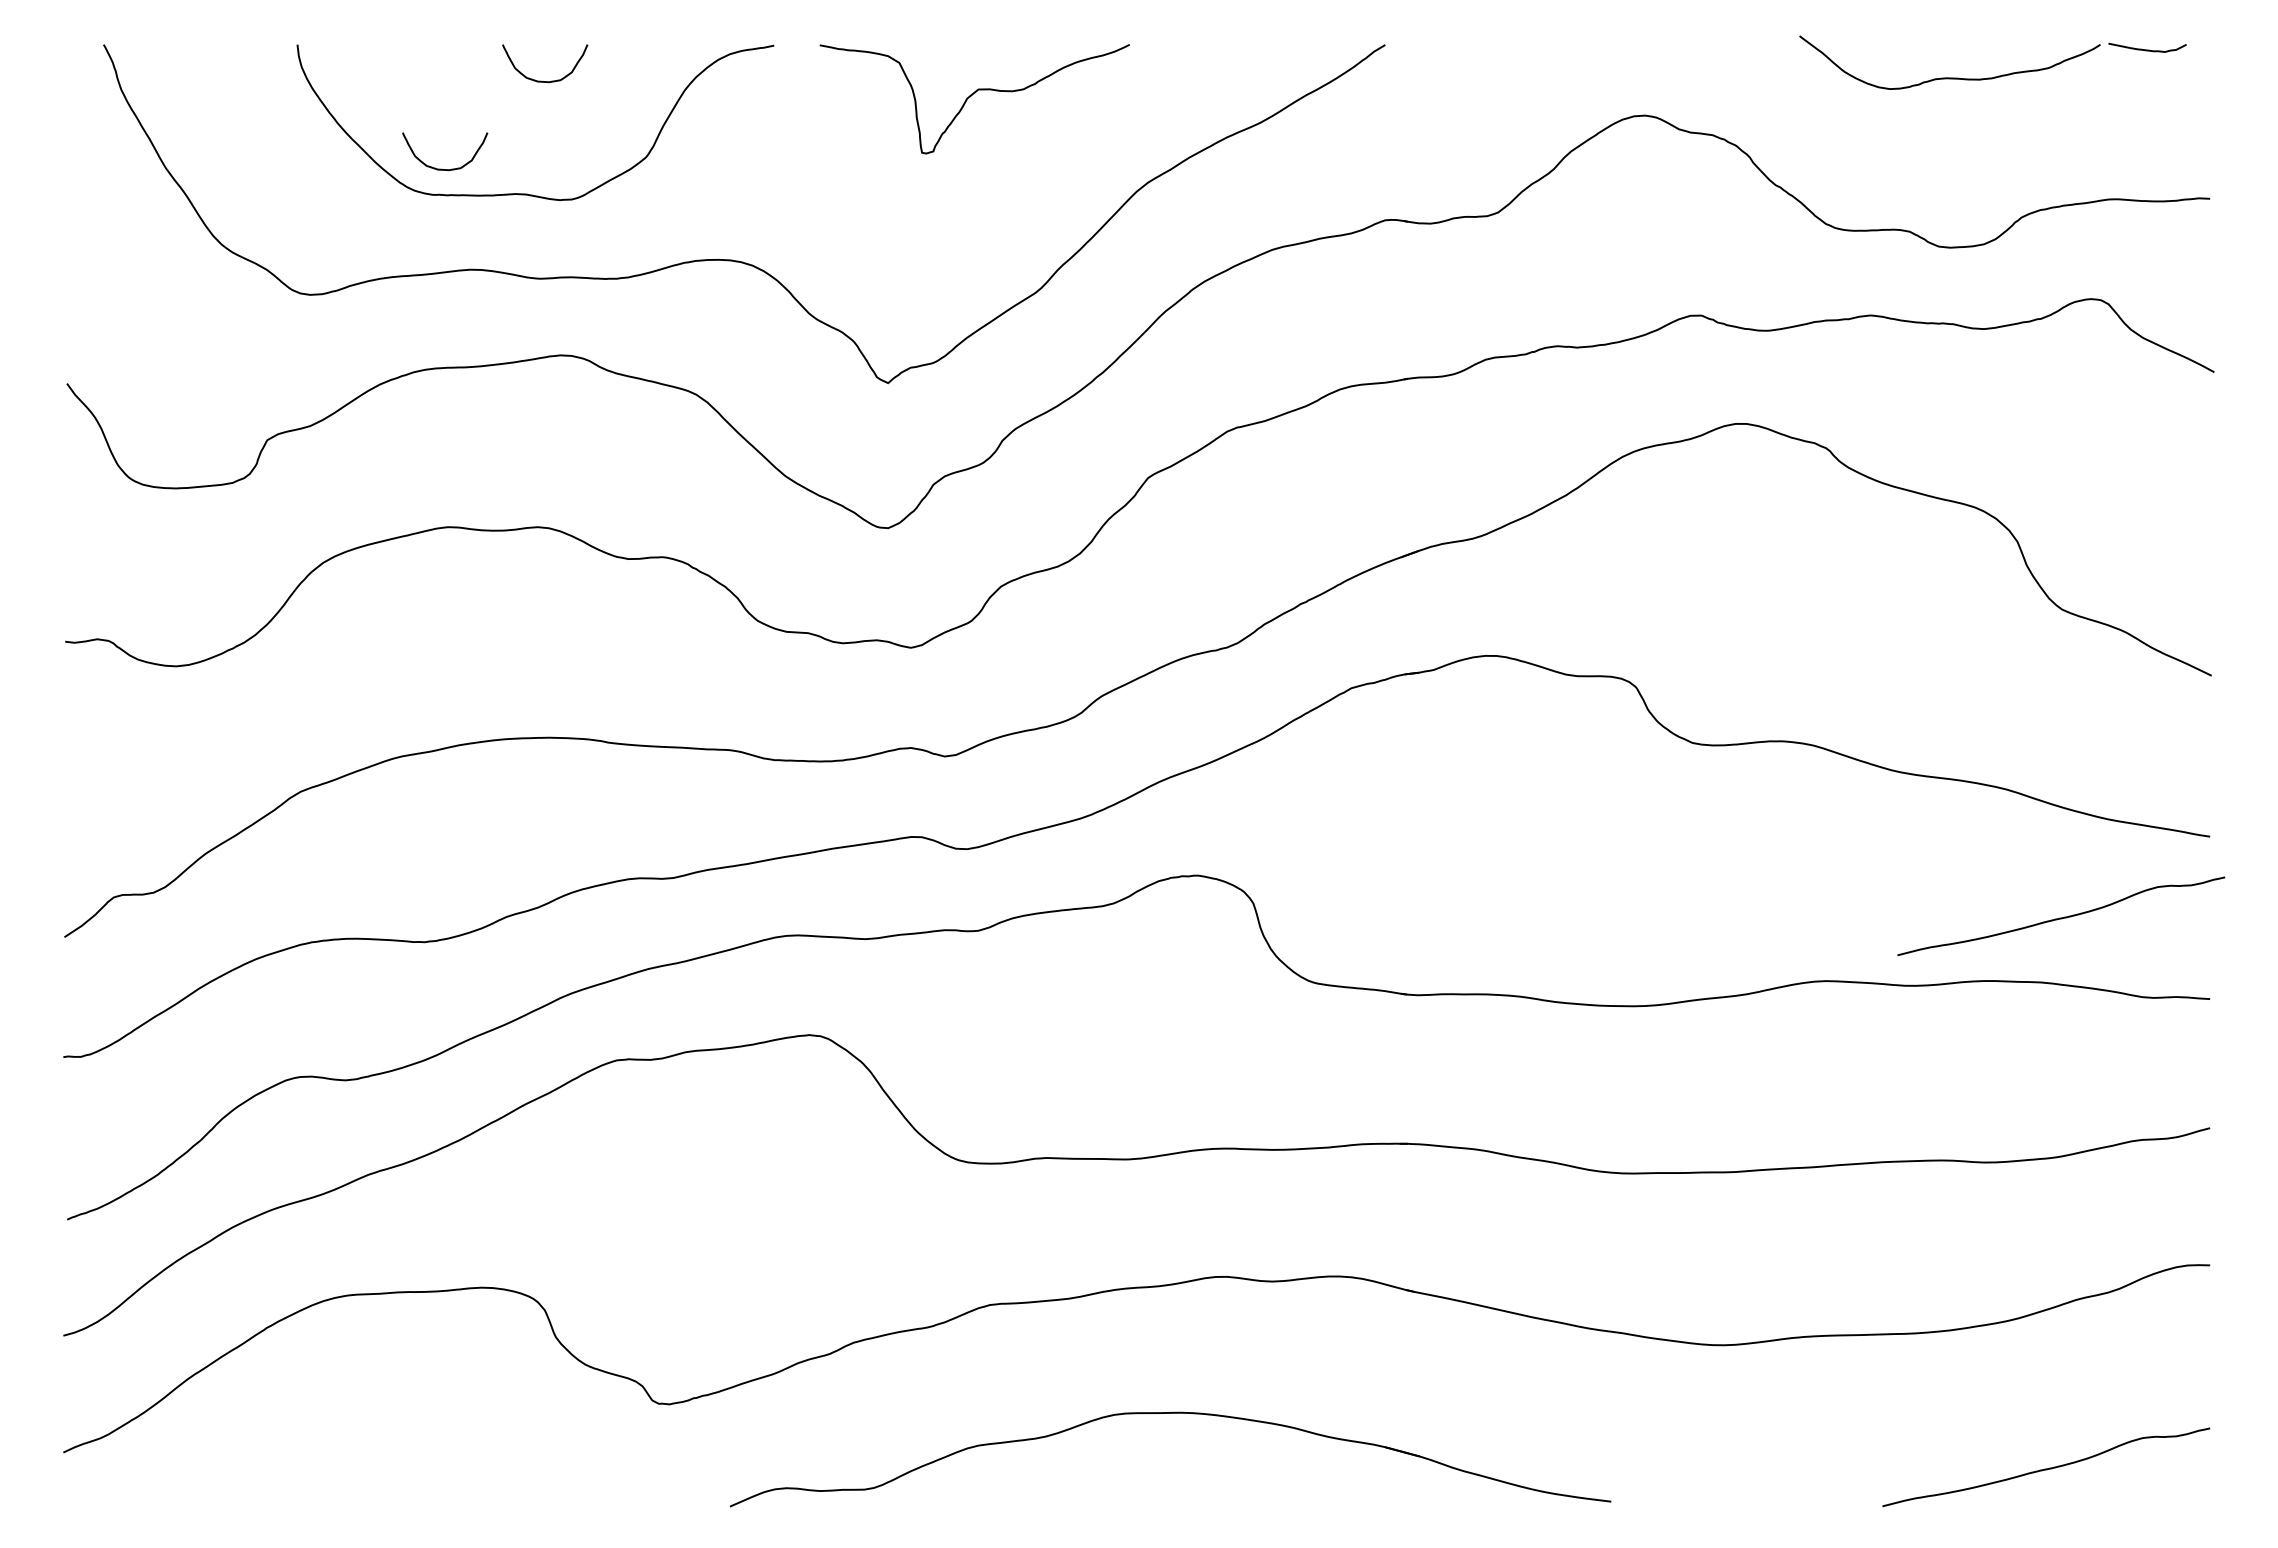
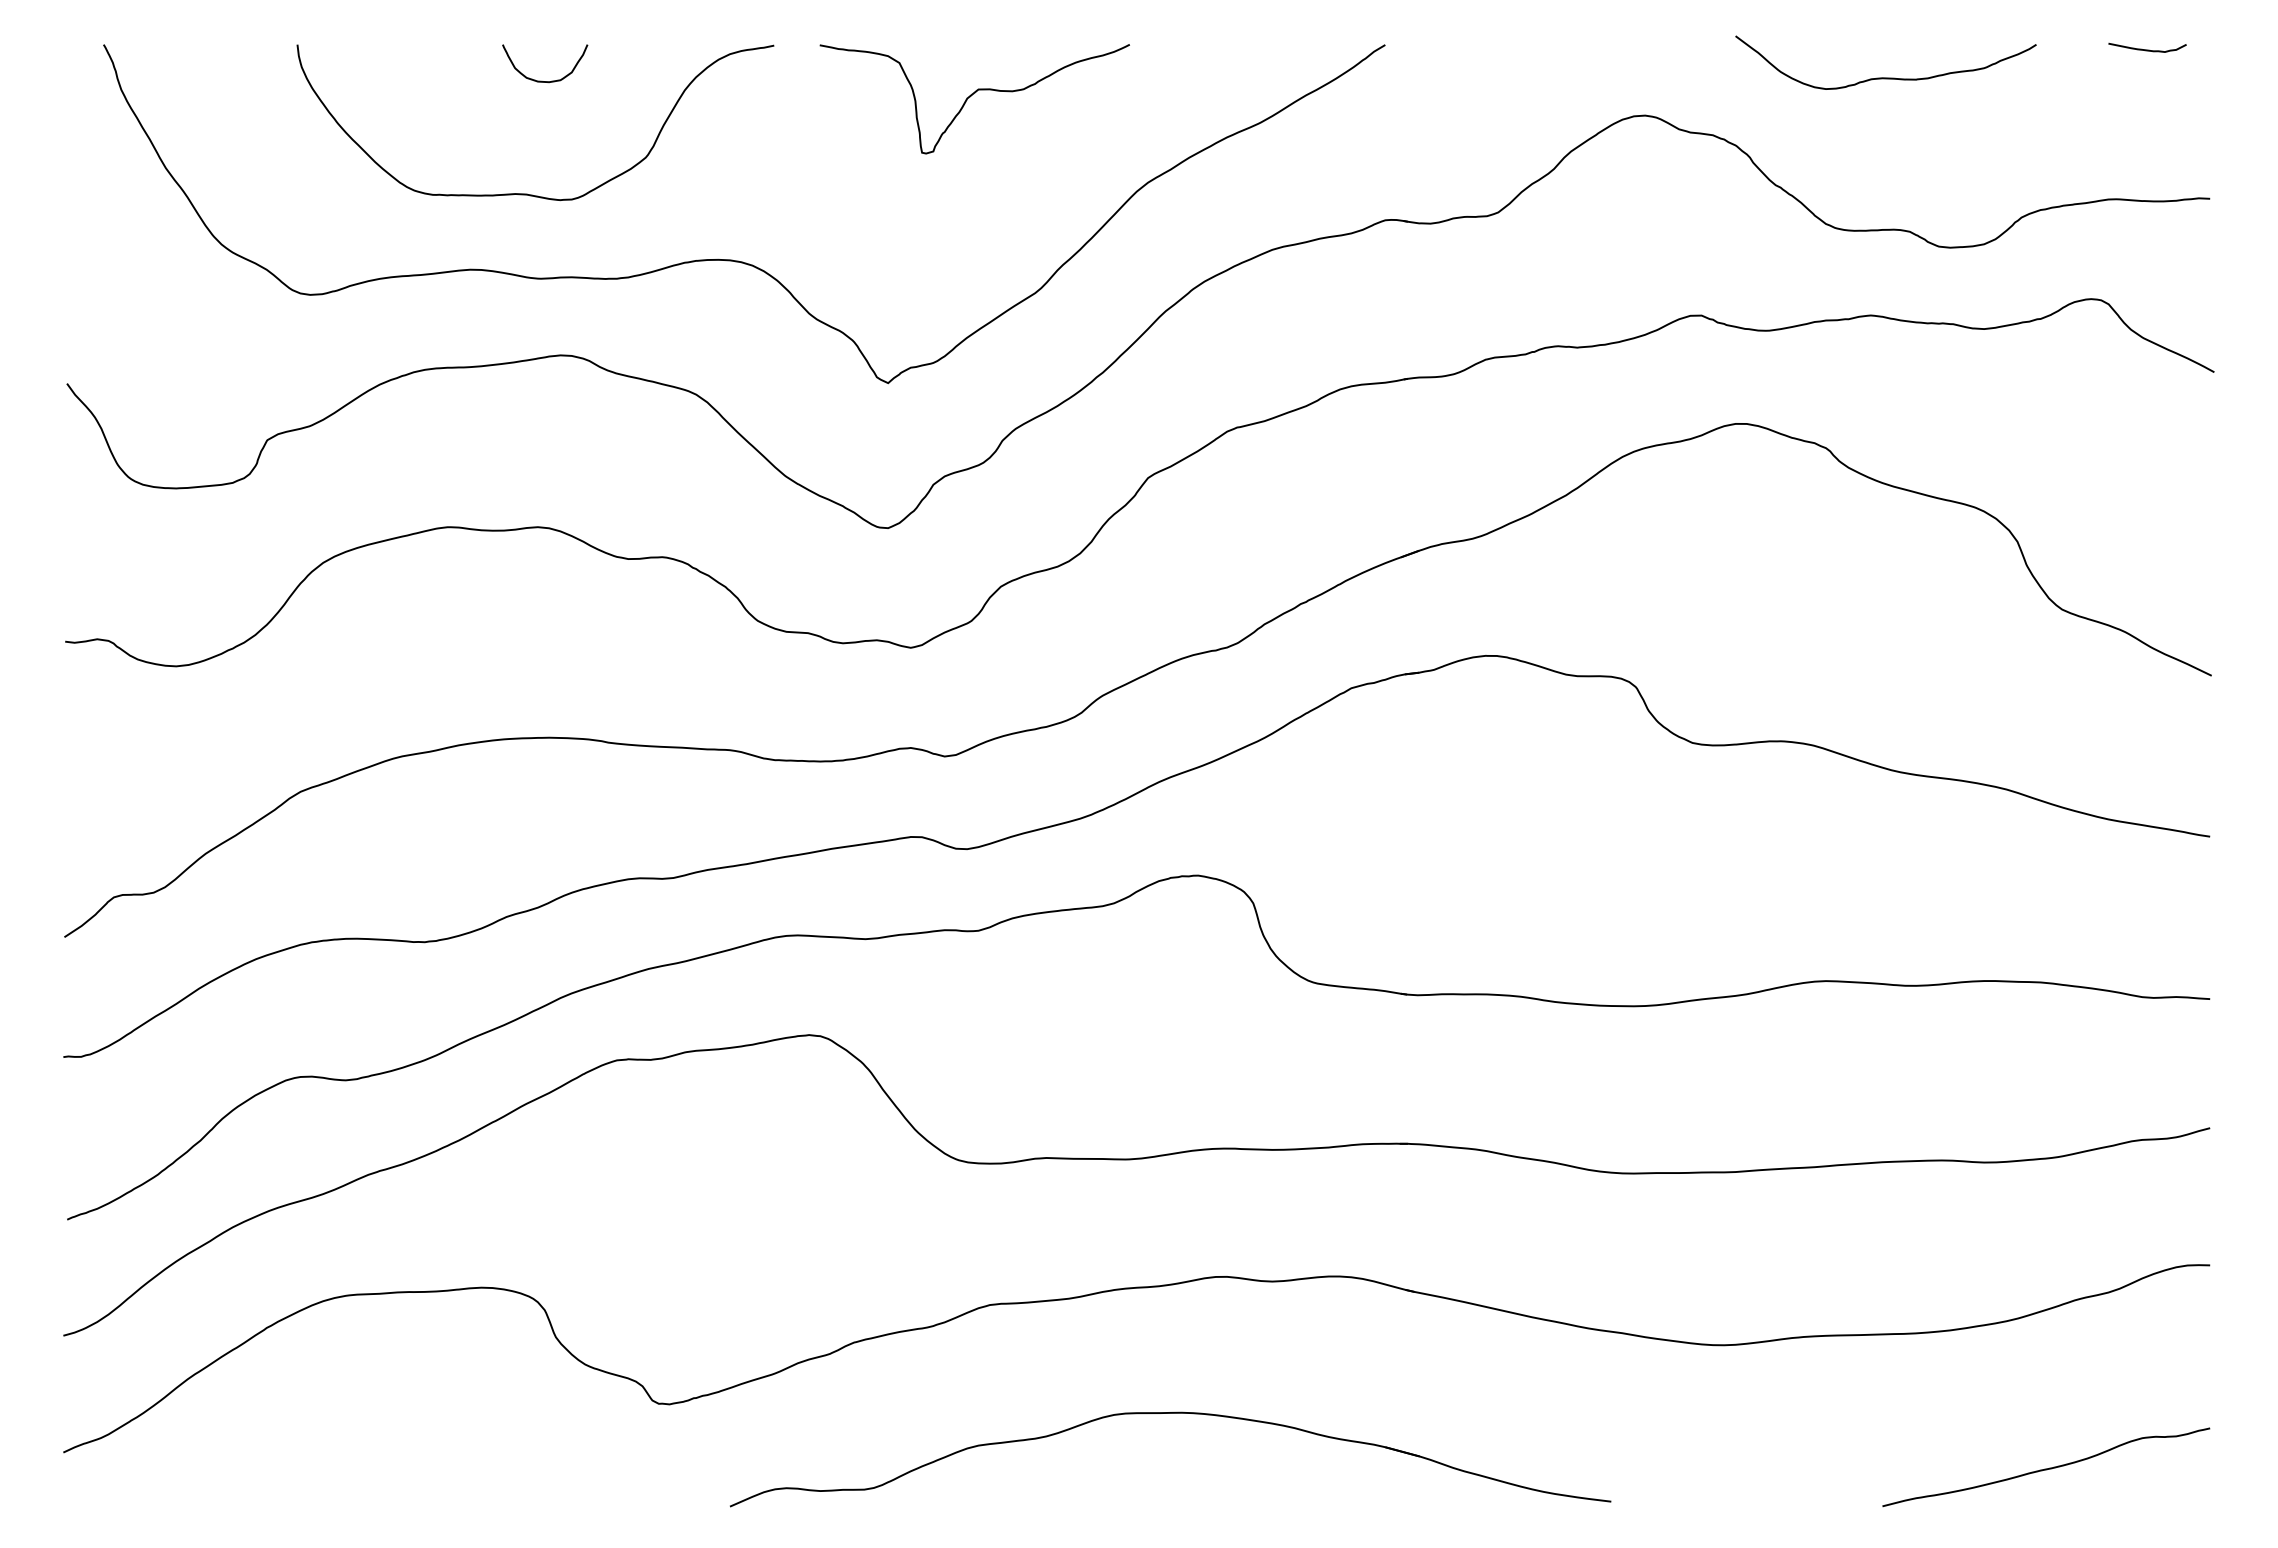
curve position: (1949, 77) -> (1885, 77) (1885, 77)
curve: present -> none (441, 168)
curve: present -> none (2061, 917)
